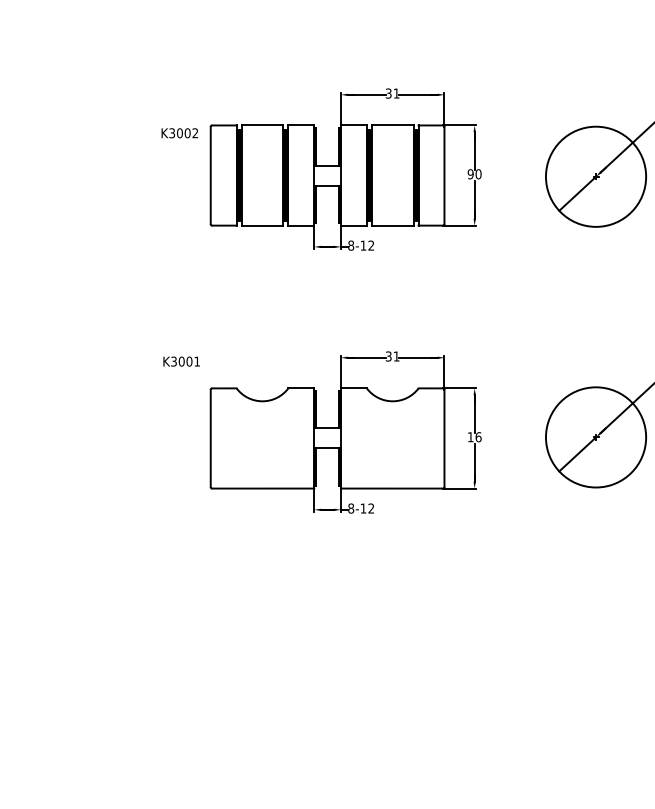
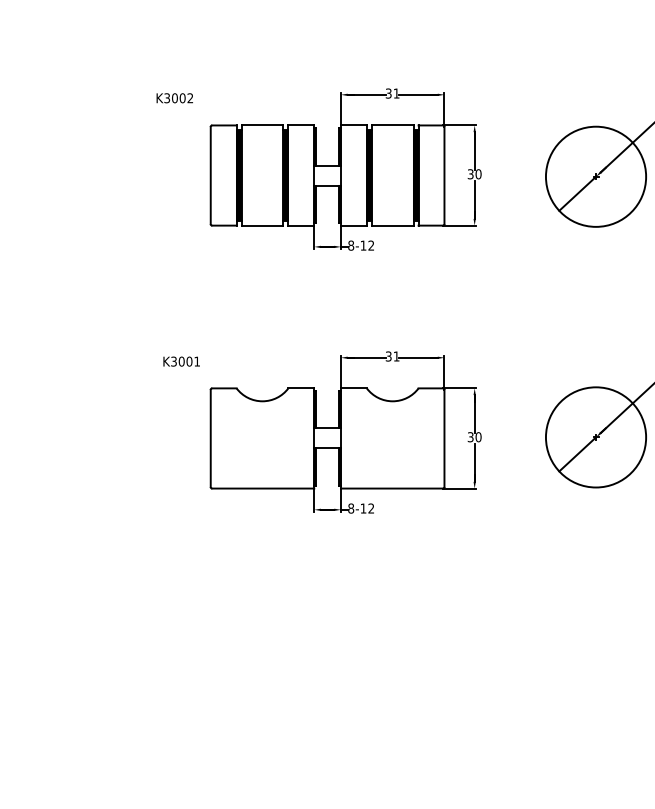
text position: (179, 133) -> (174, 98) (174, 98)
text: 90 -> 30 (470, 174)
text: 16 -> 30 (474, 437)
